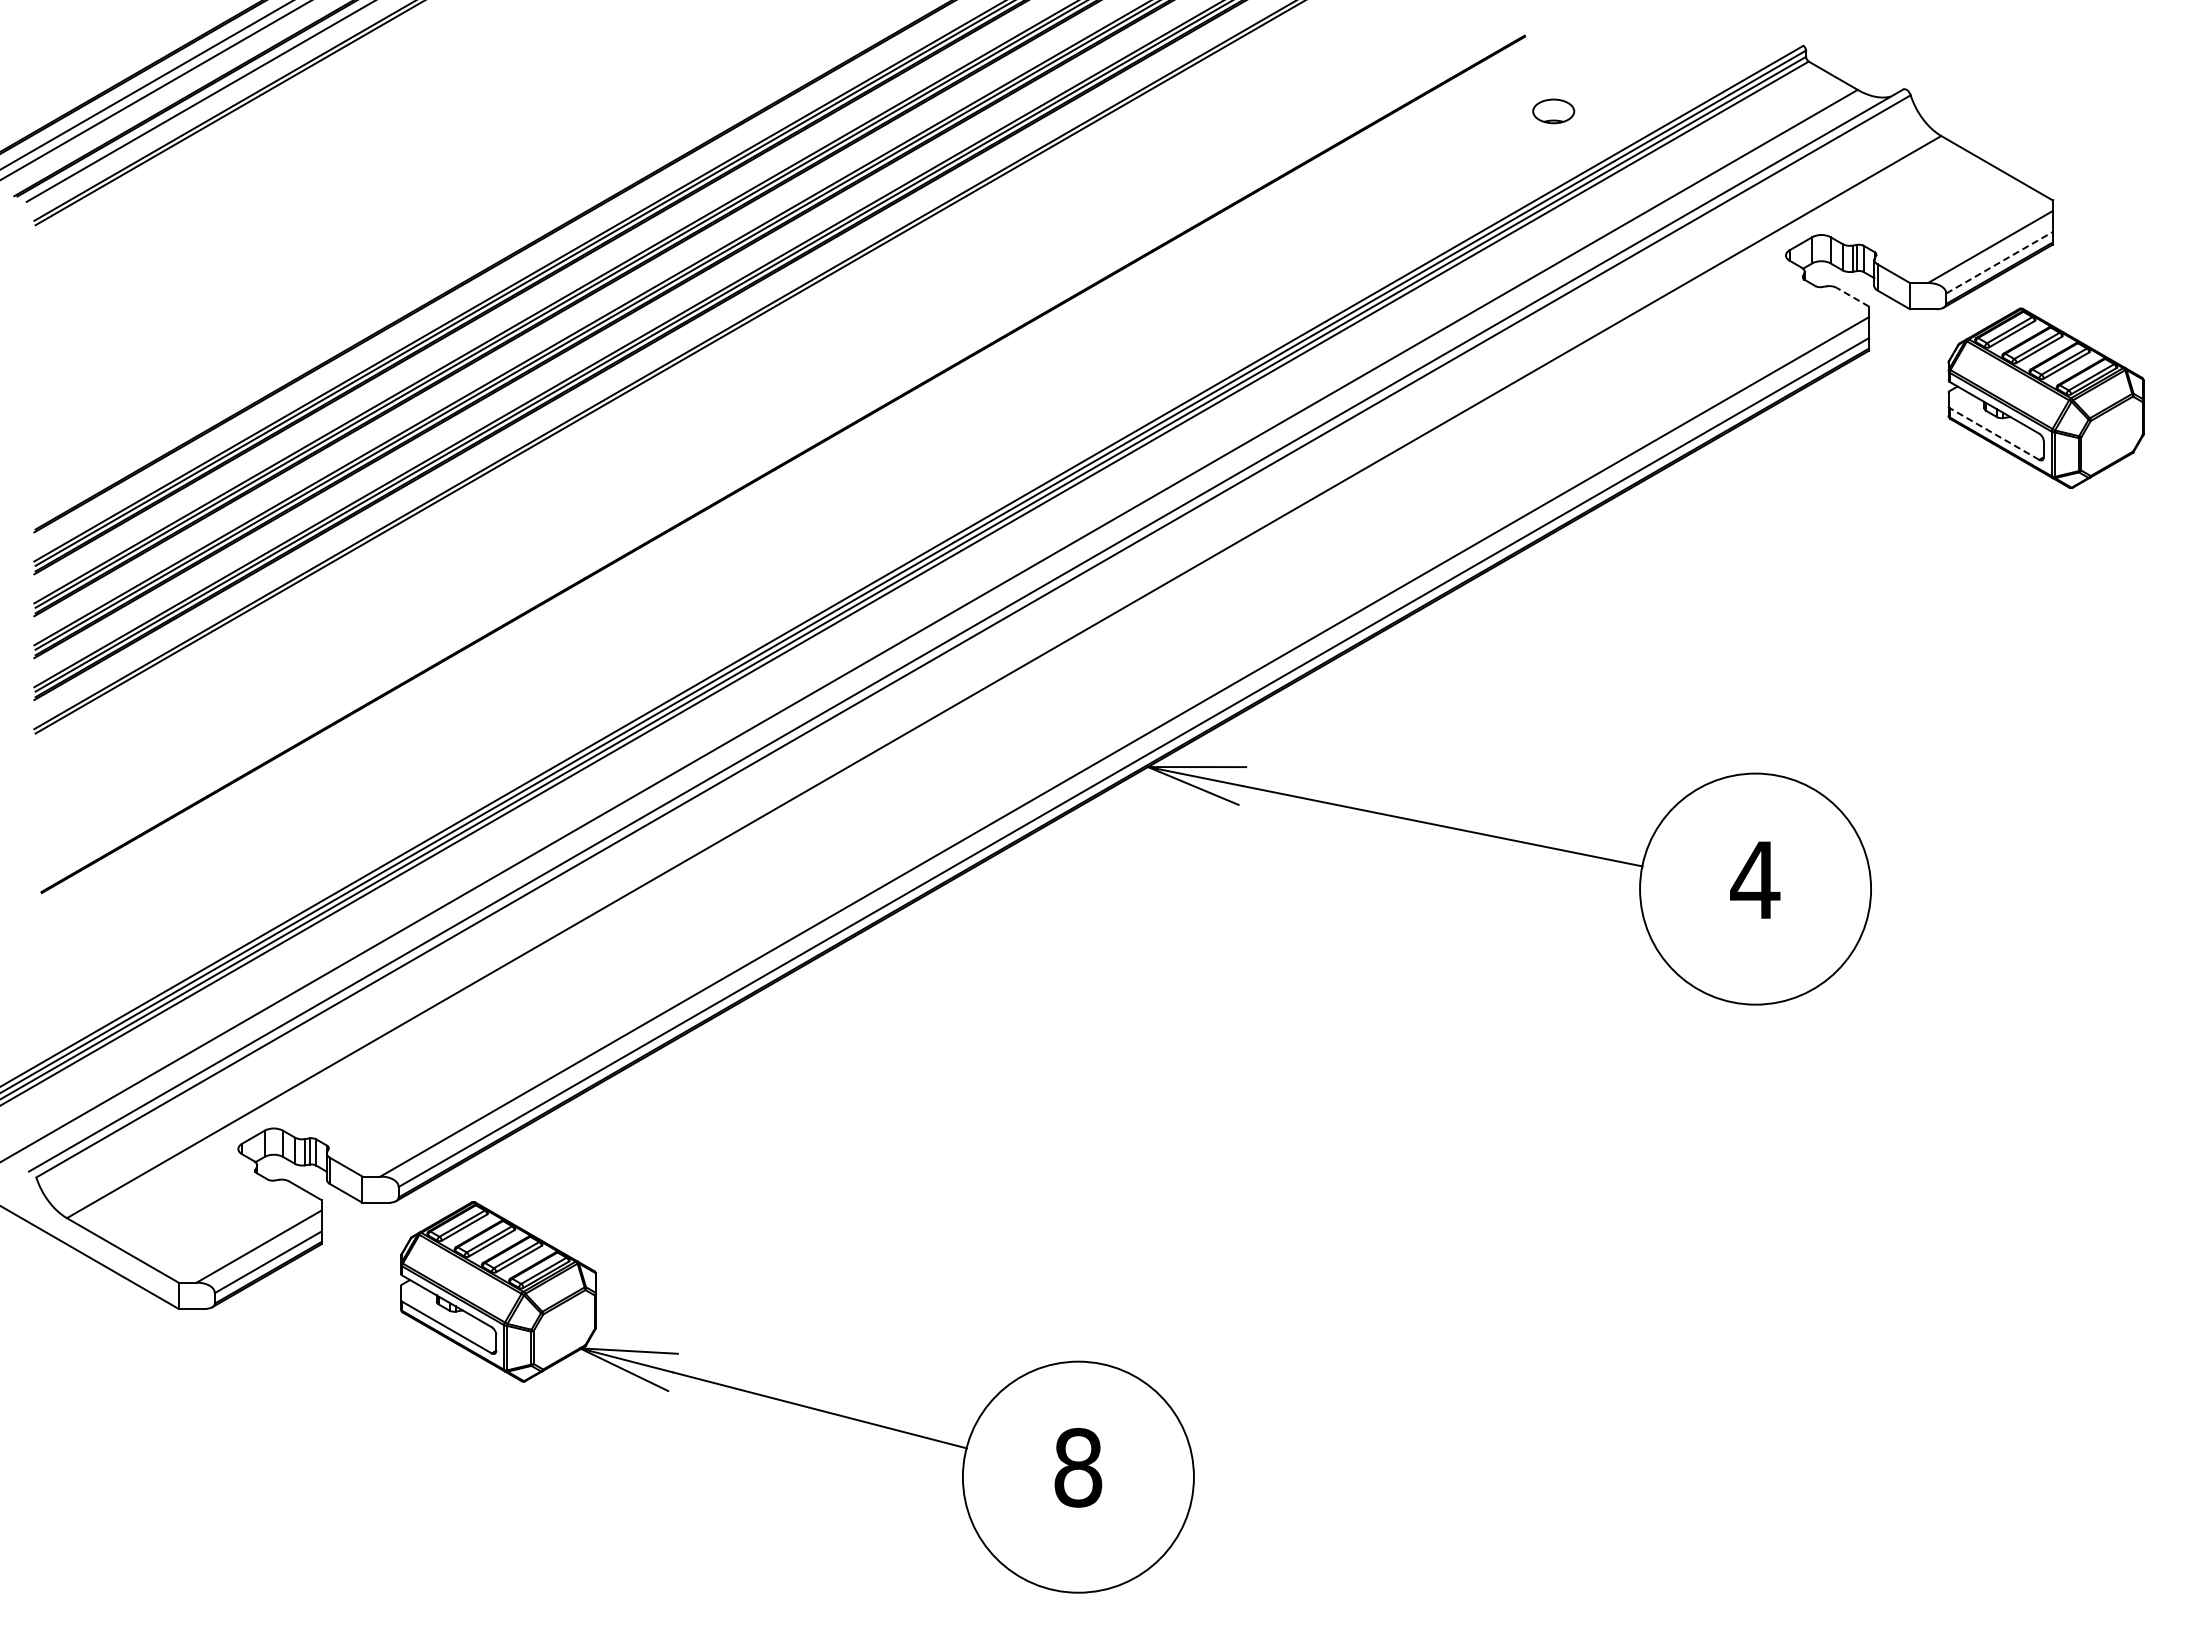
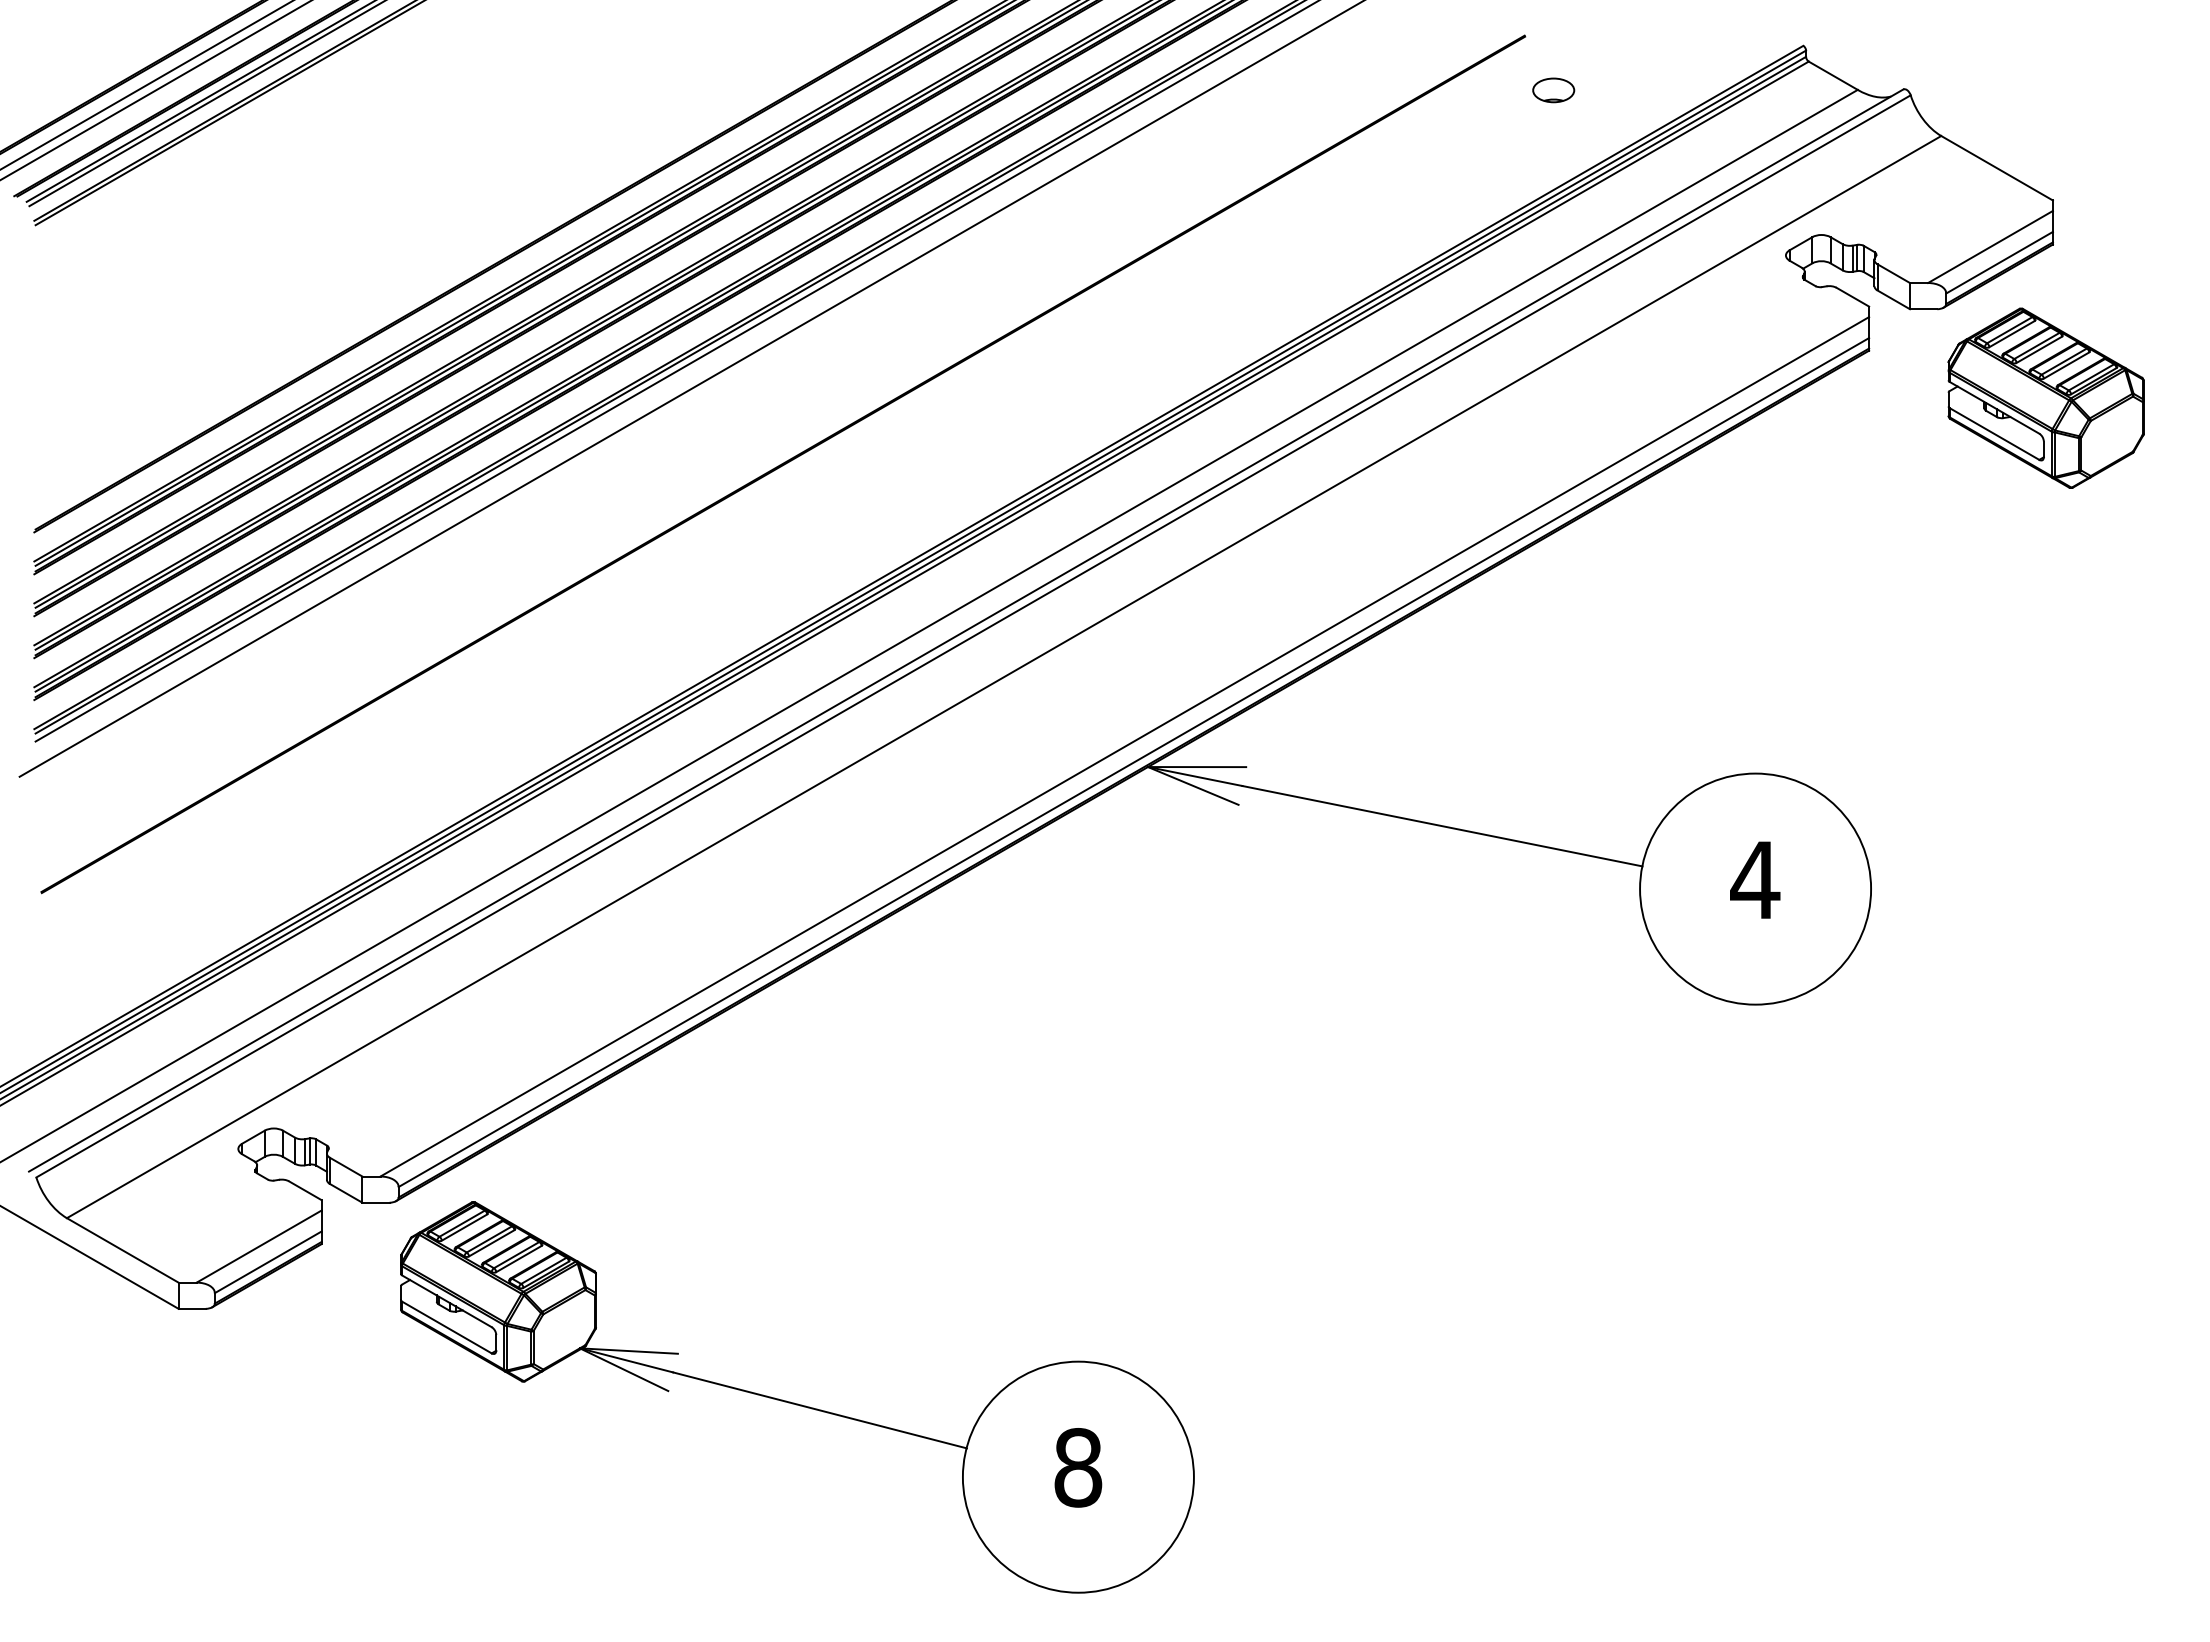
line: none -> present (205, 104)
part position: (1553, 111) -> (1553, 90) (1553, 90)
line: dashed -> solid (1999, 262)
line: dashed -> solid (1852, 297)
line: none -> present (675, 371)
line: none -> present (690, 389)
line: dashed -> solid (1994, 434)
